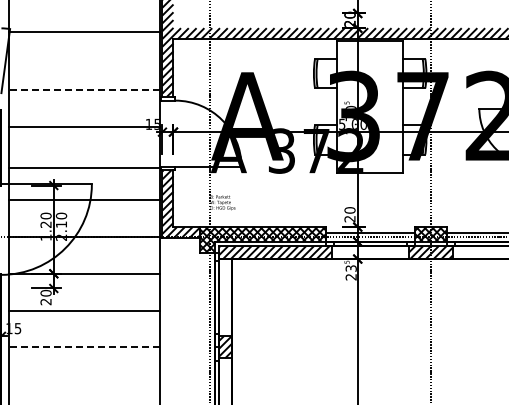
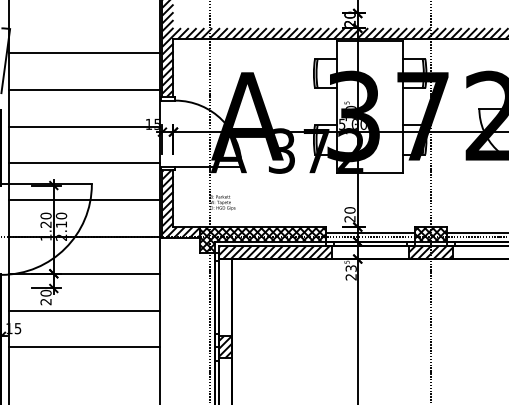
line position: (84, 32) -> (84, 53) (84, 53)
line: dashed -> solid (84, 89)
line position: (84, 168) -> (84, 163) (84, 163)
line: dashed -> solid (84, 347)
